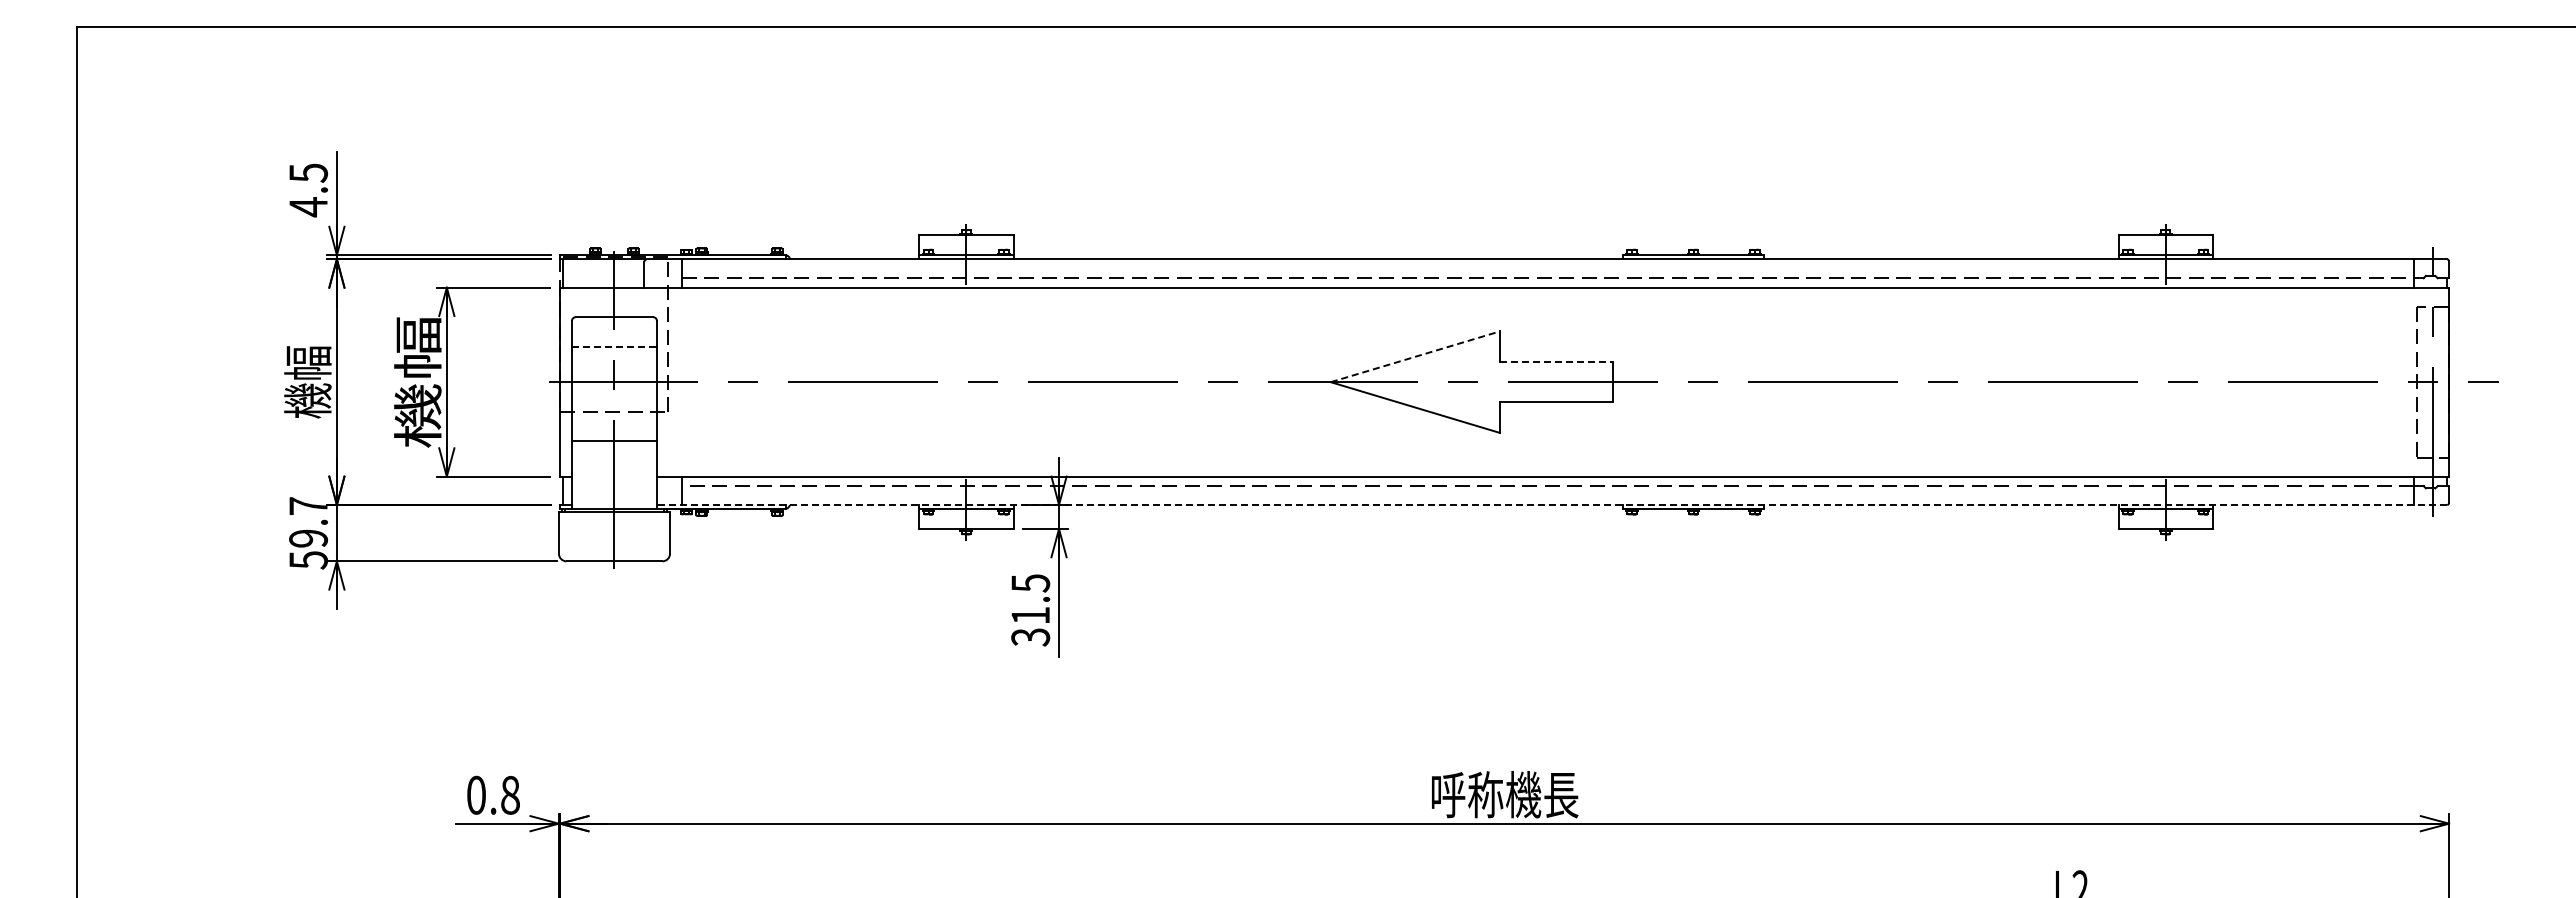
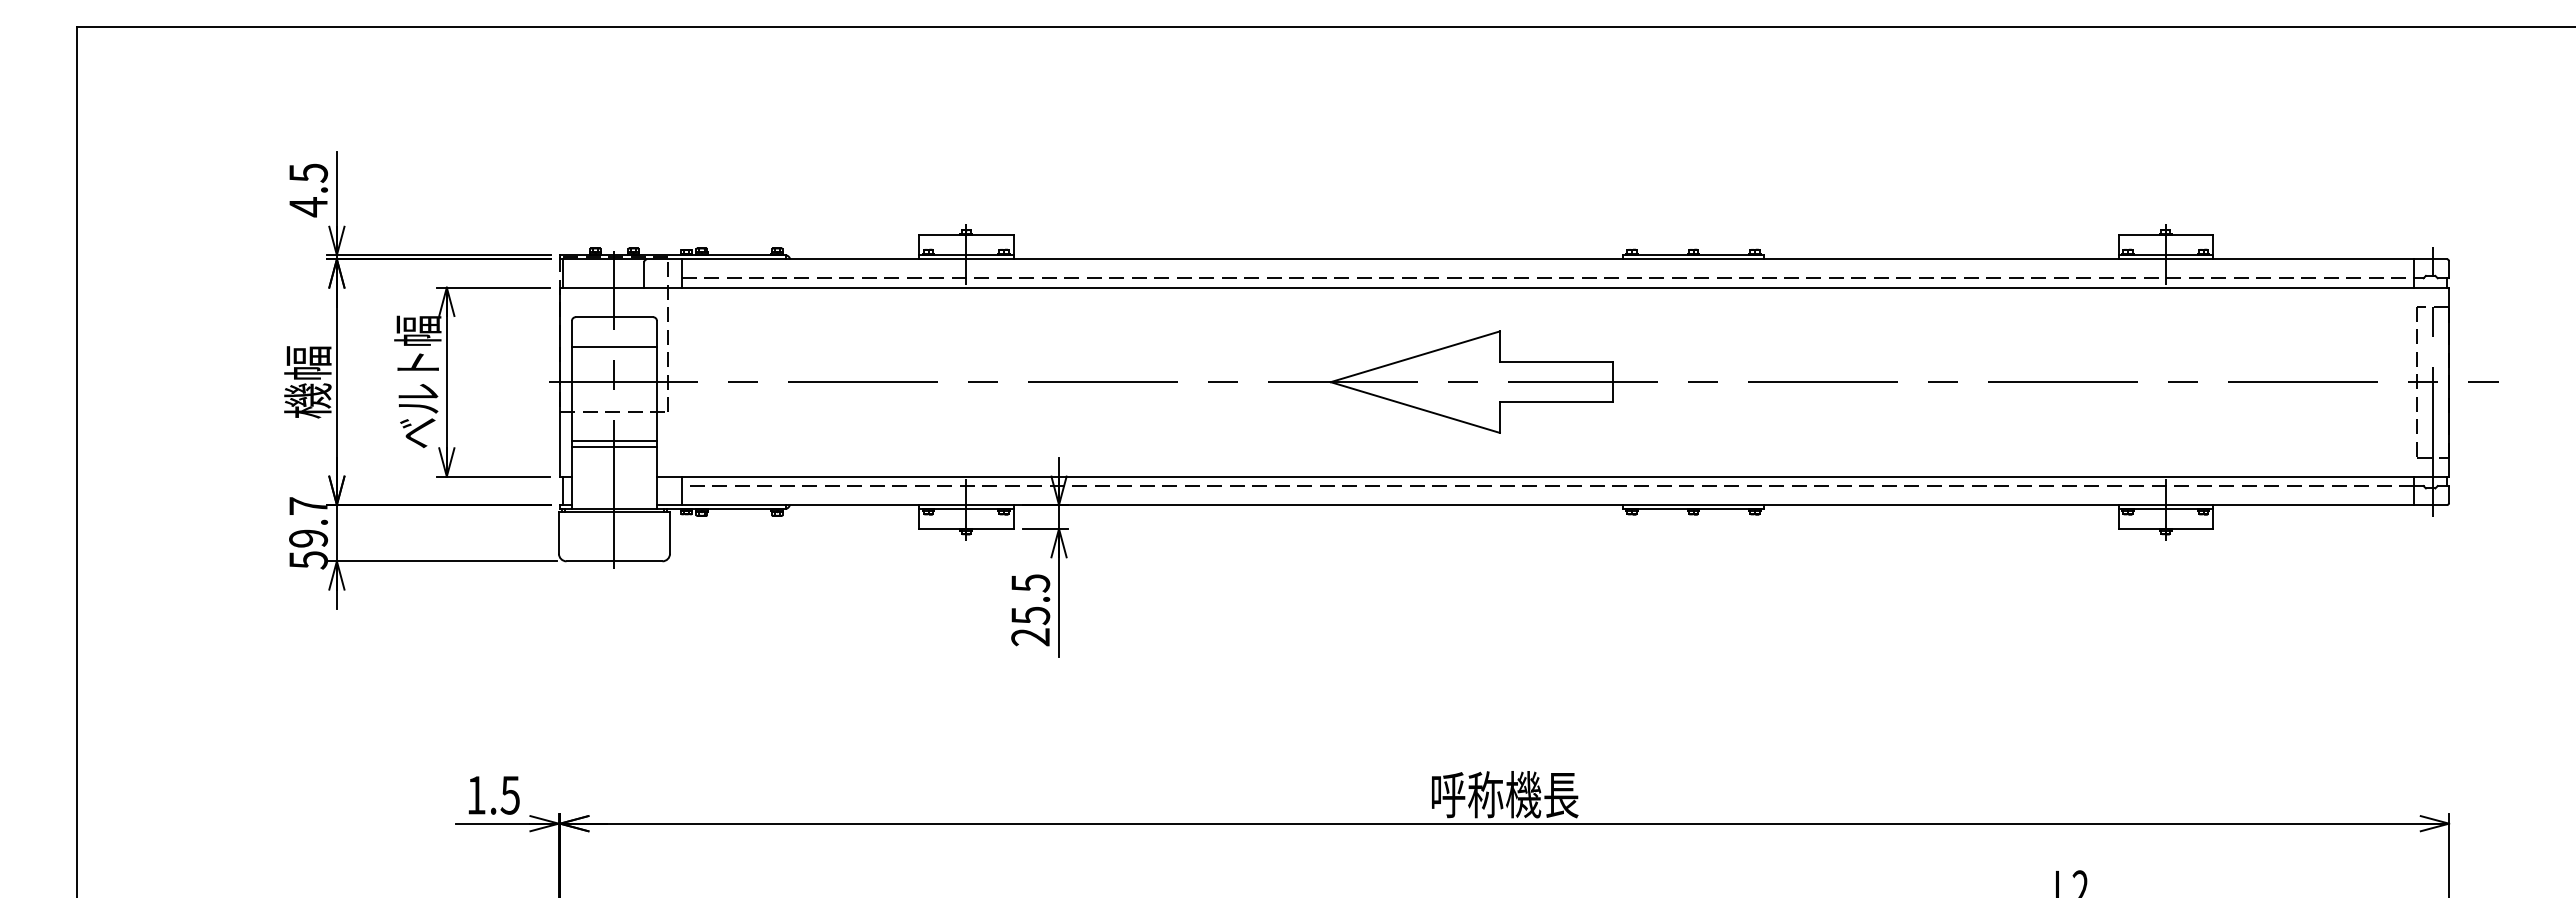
line: dashed -> solid (614, 347)
line: dashed -> solid (1415, 356)
line: dashed -> solid (1556, 361)
text: 機幅 -> ベルト幅 (417, 381)
line: none -> present (613, 447)
line: dashed -> solid (1551, 504)
text: 31.5 -> 25.5 (1030, 626)
text: 0.8 -> 1.5 (493, 794)
